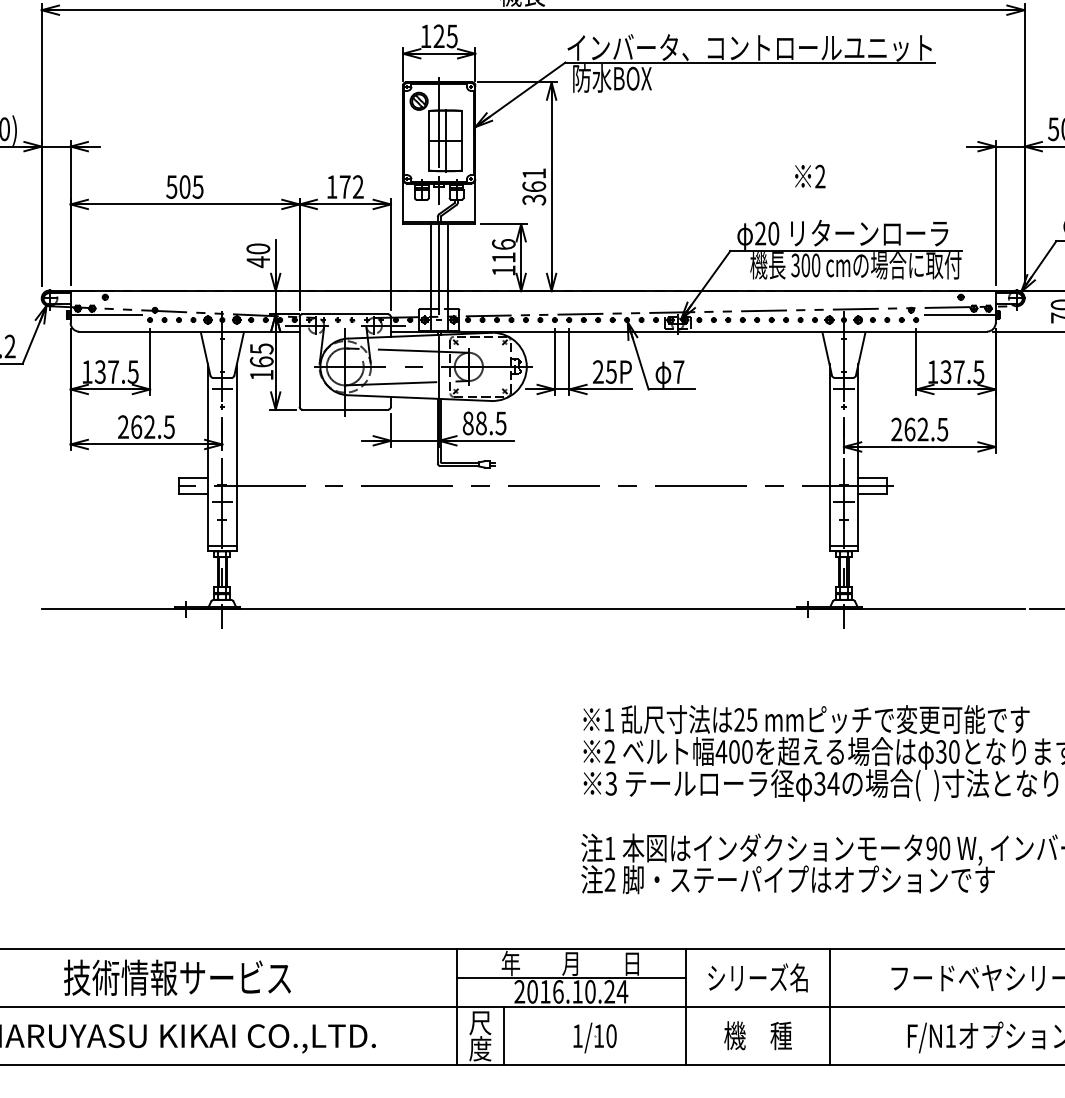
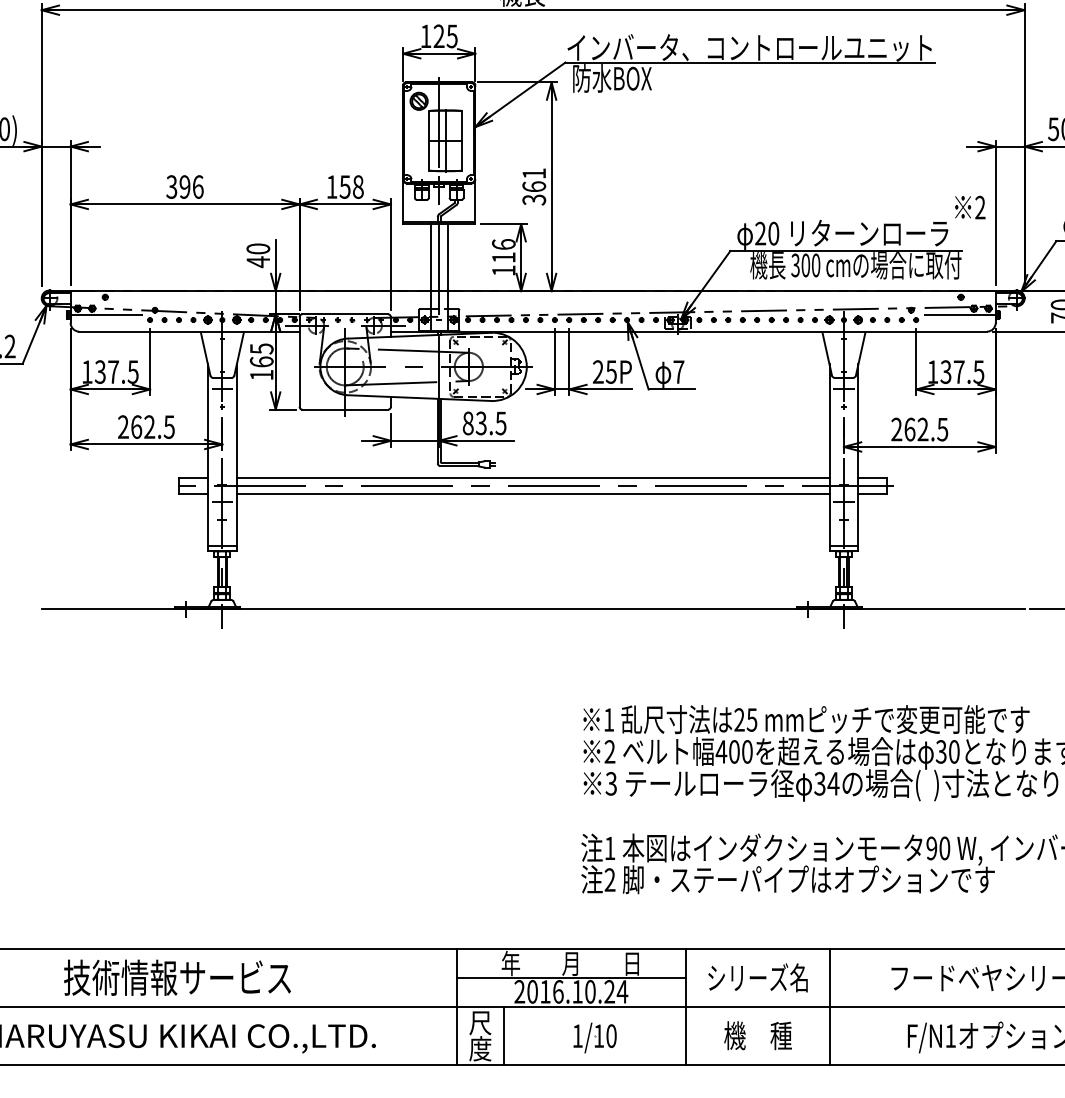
text position: (810, 176) -> (970, 207) (970, 207)
text: 505 -> 396 (184, 186)
text: 172 -> 158 (351, 186)
text: 88.5 -> 83.5 (480, 423)
line: none -> present (532, 477)
line: none -> present (532, 493)
